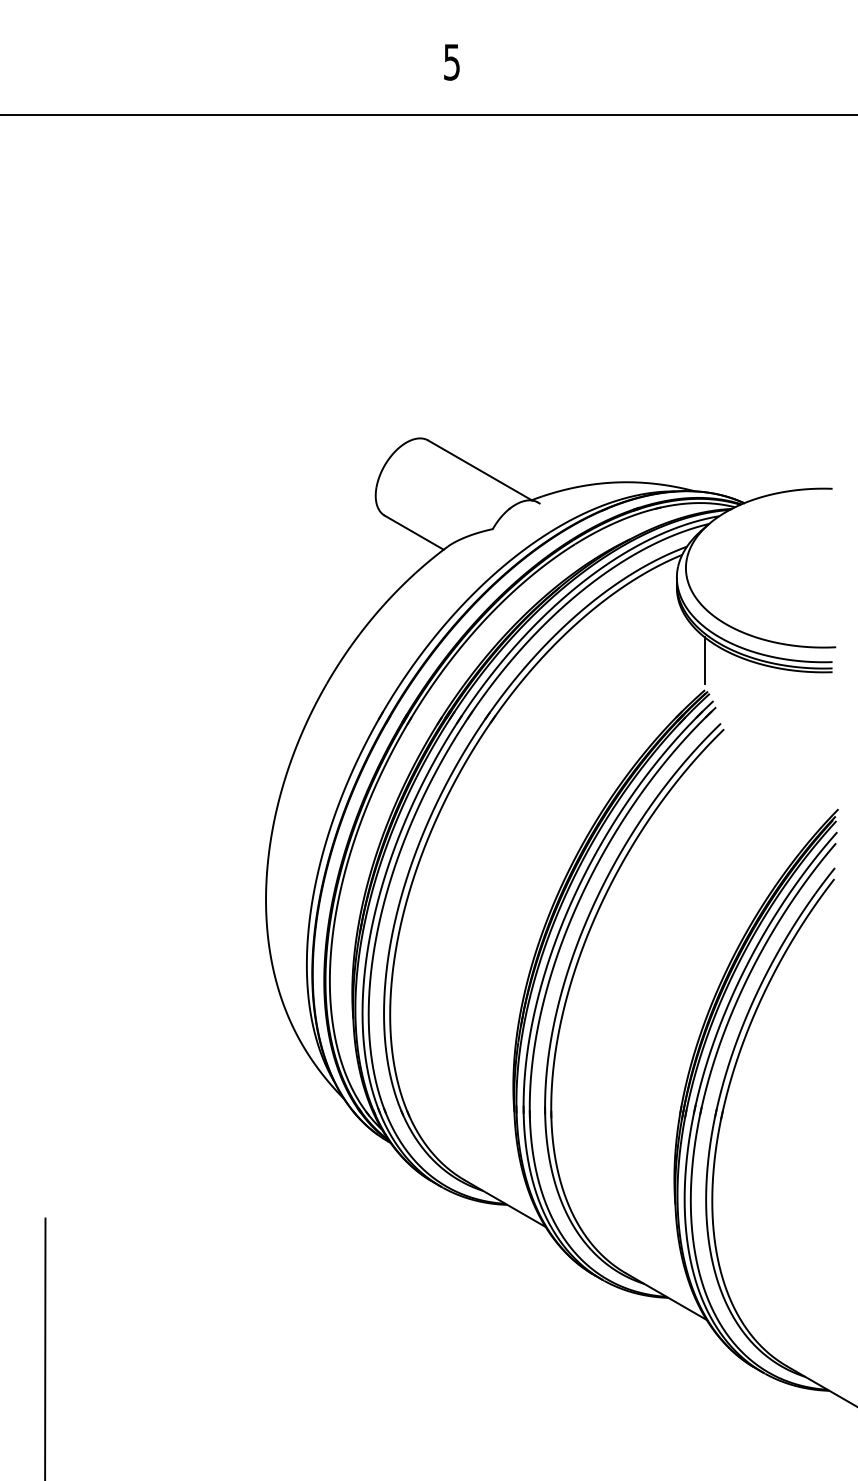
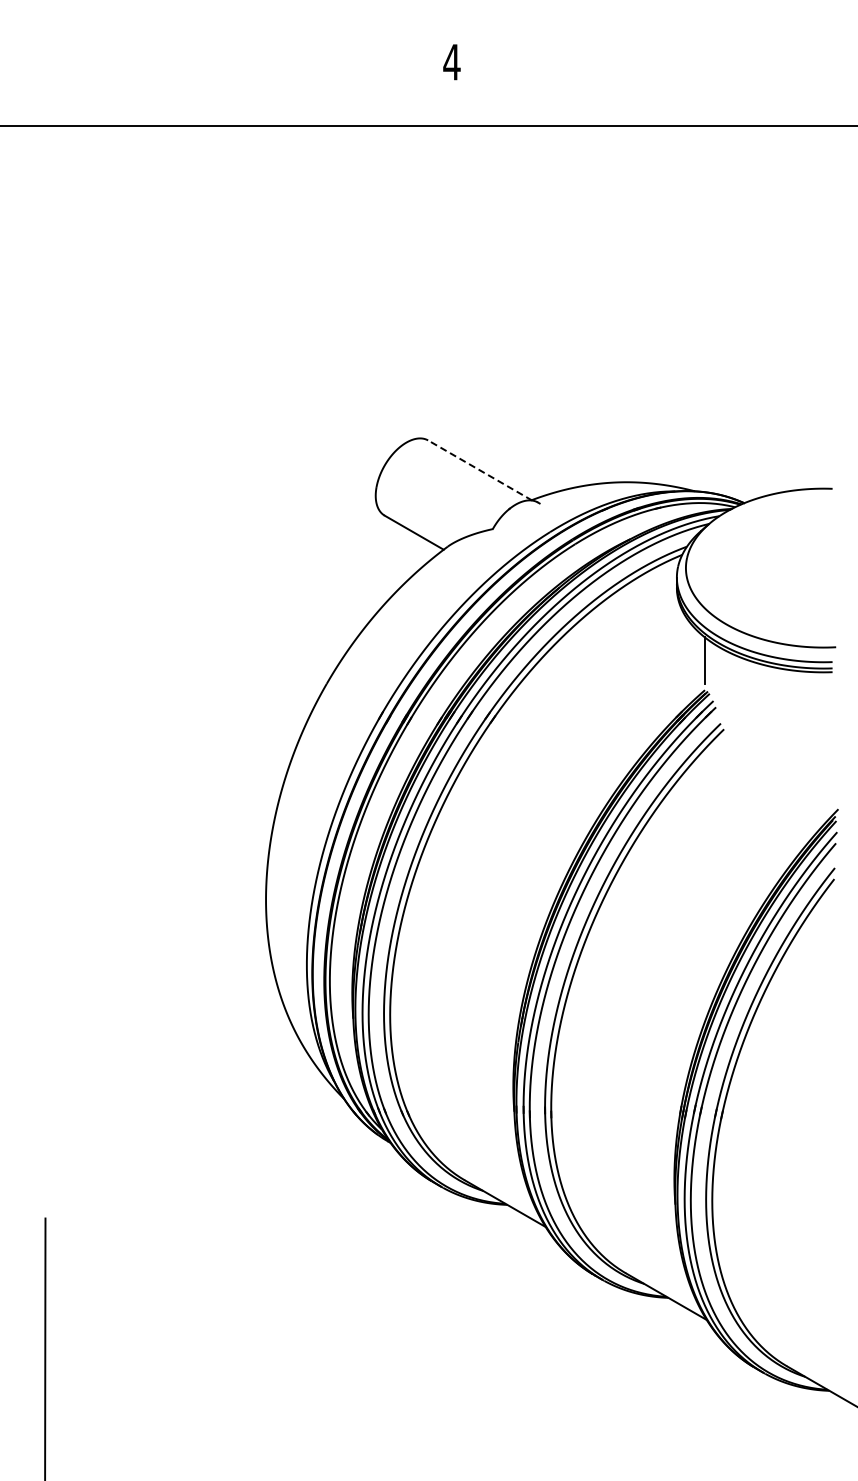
text: 5 -> 4 (451, 62)
line position: (428, 115) -> (428, 126) (428, 126)
line: solid -> dashed (479, 470)
